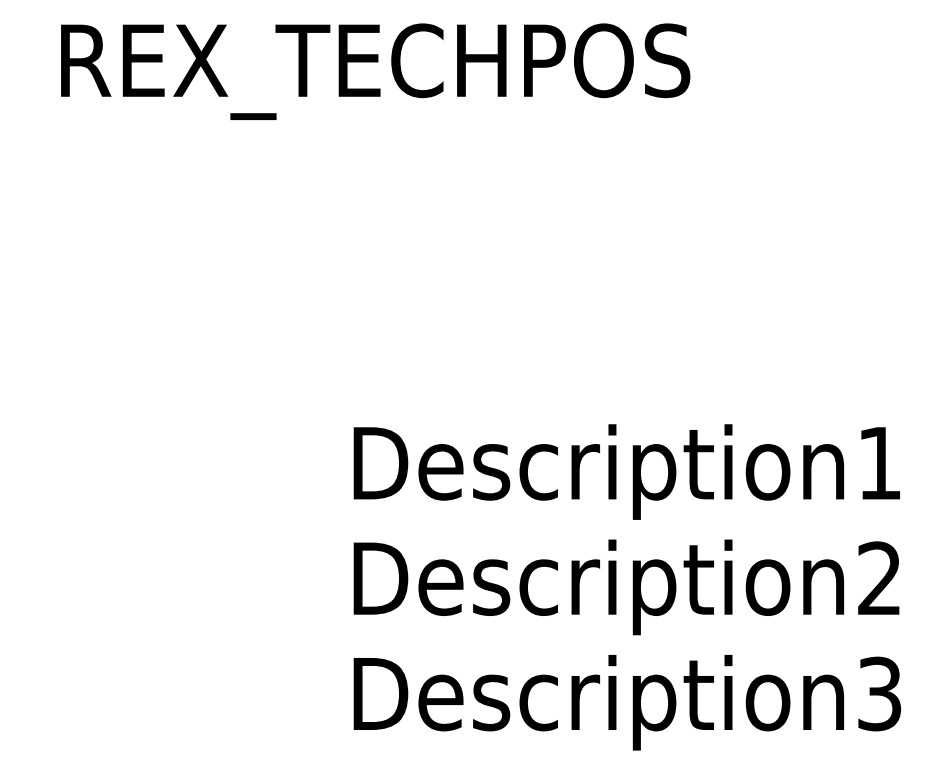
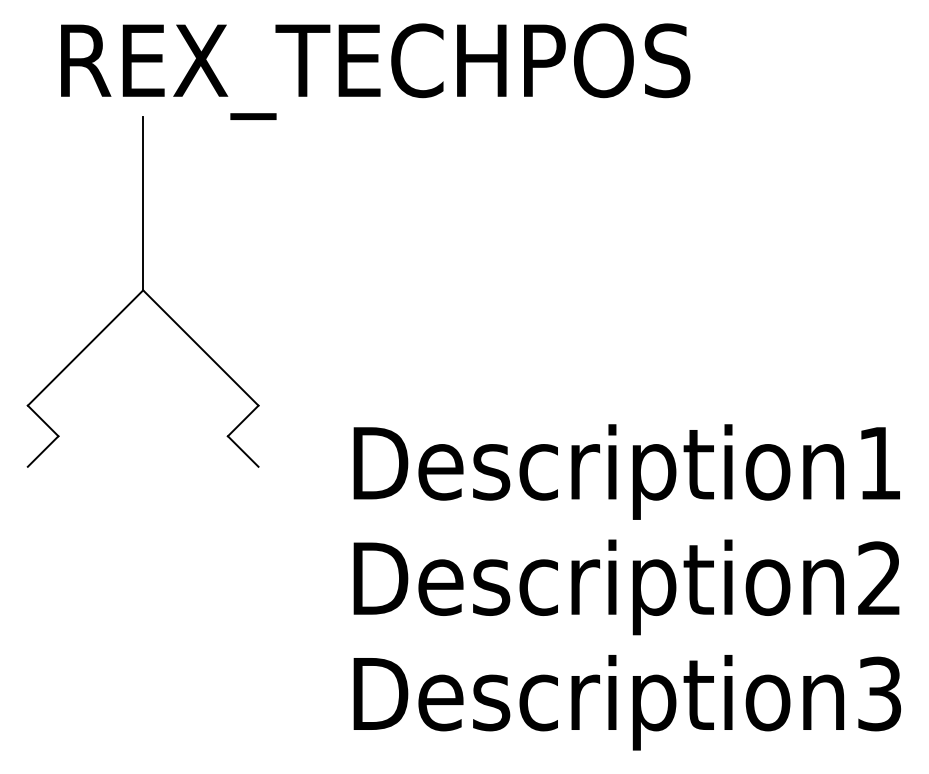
part: none -> present (142, 291)
